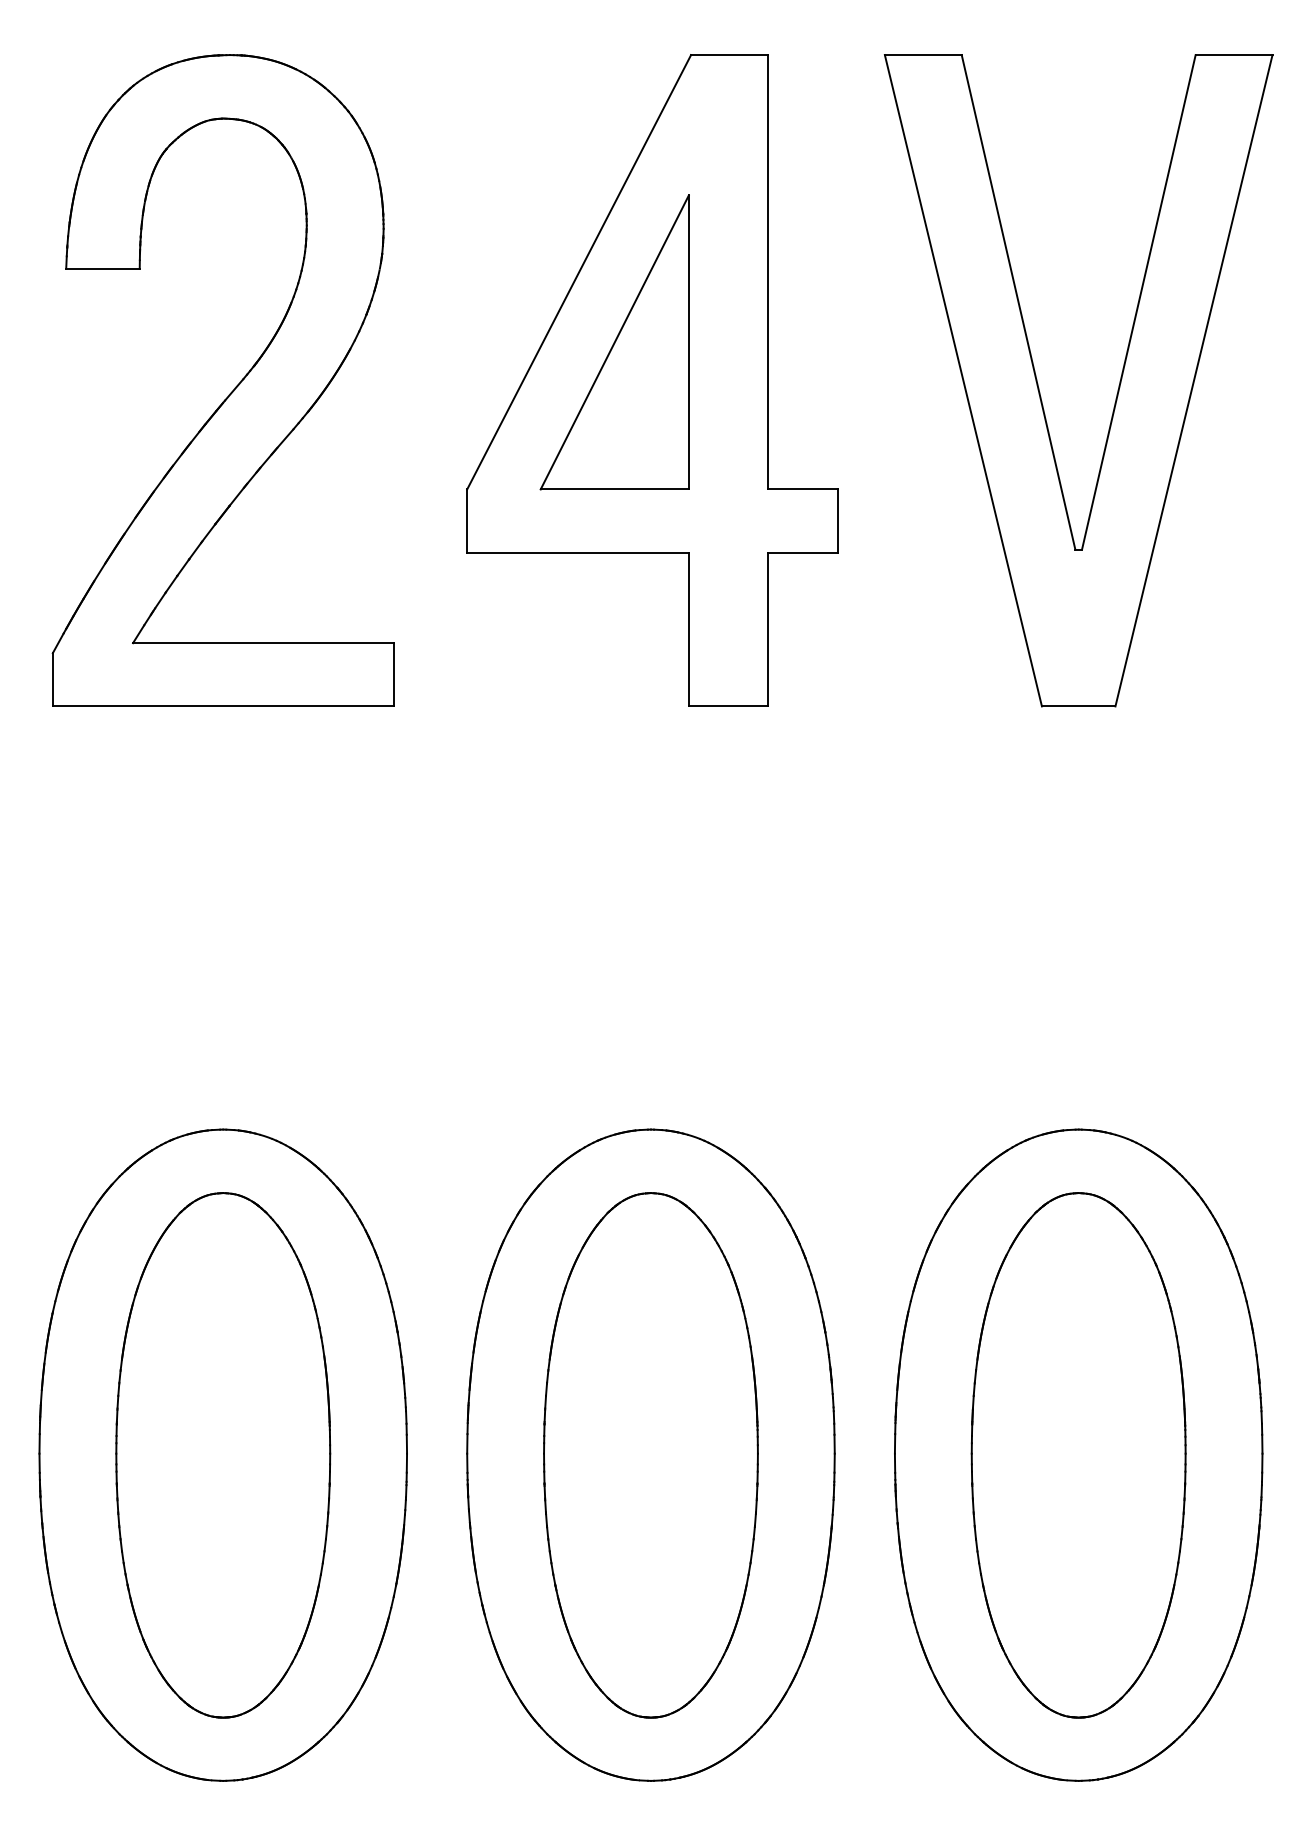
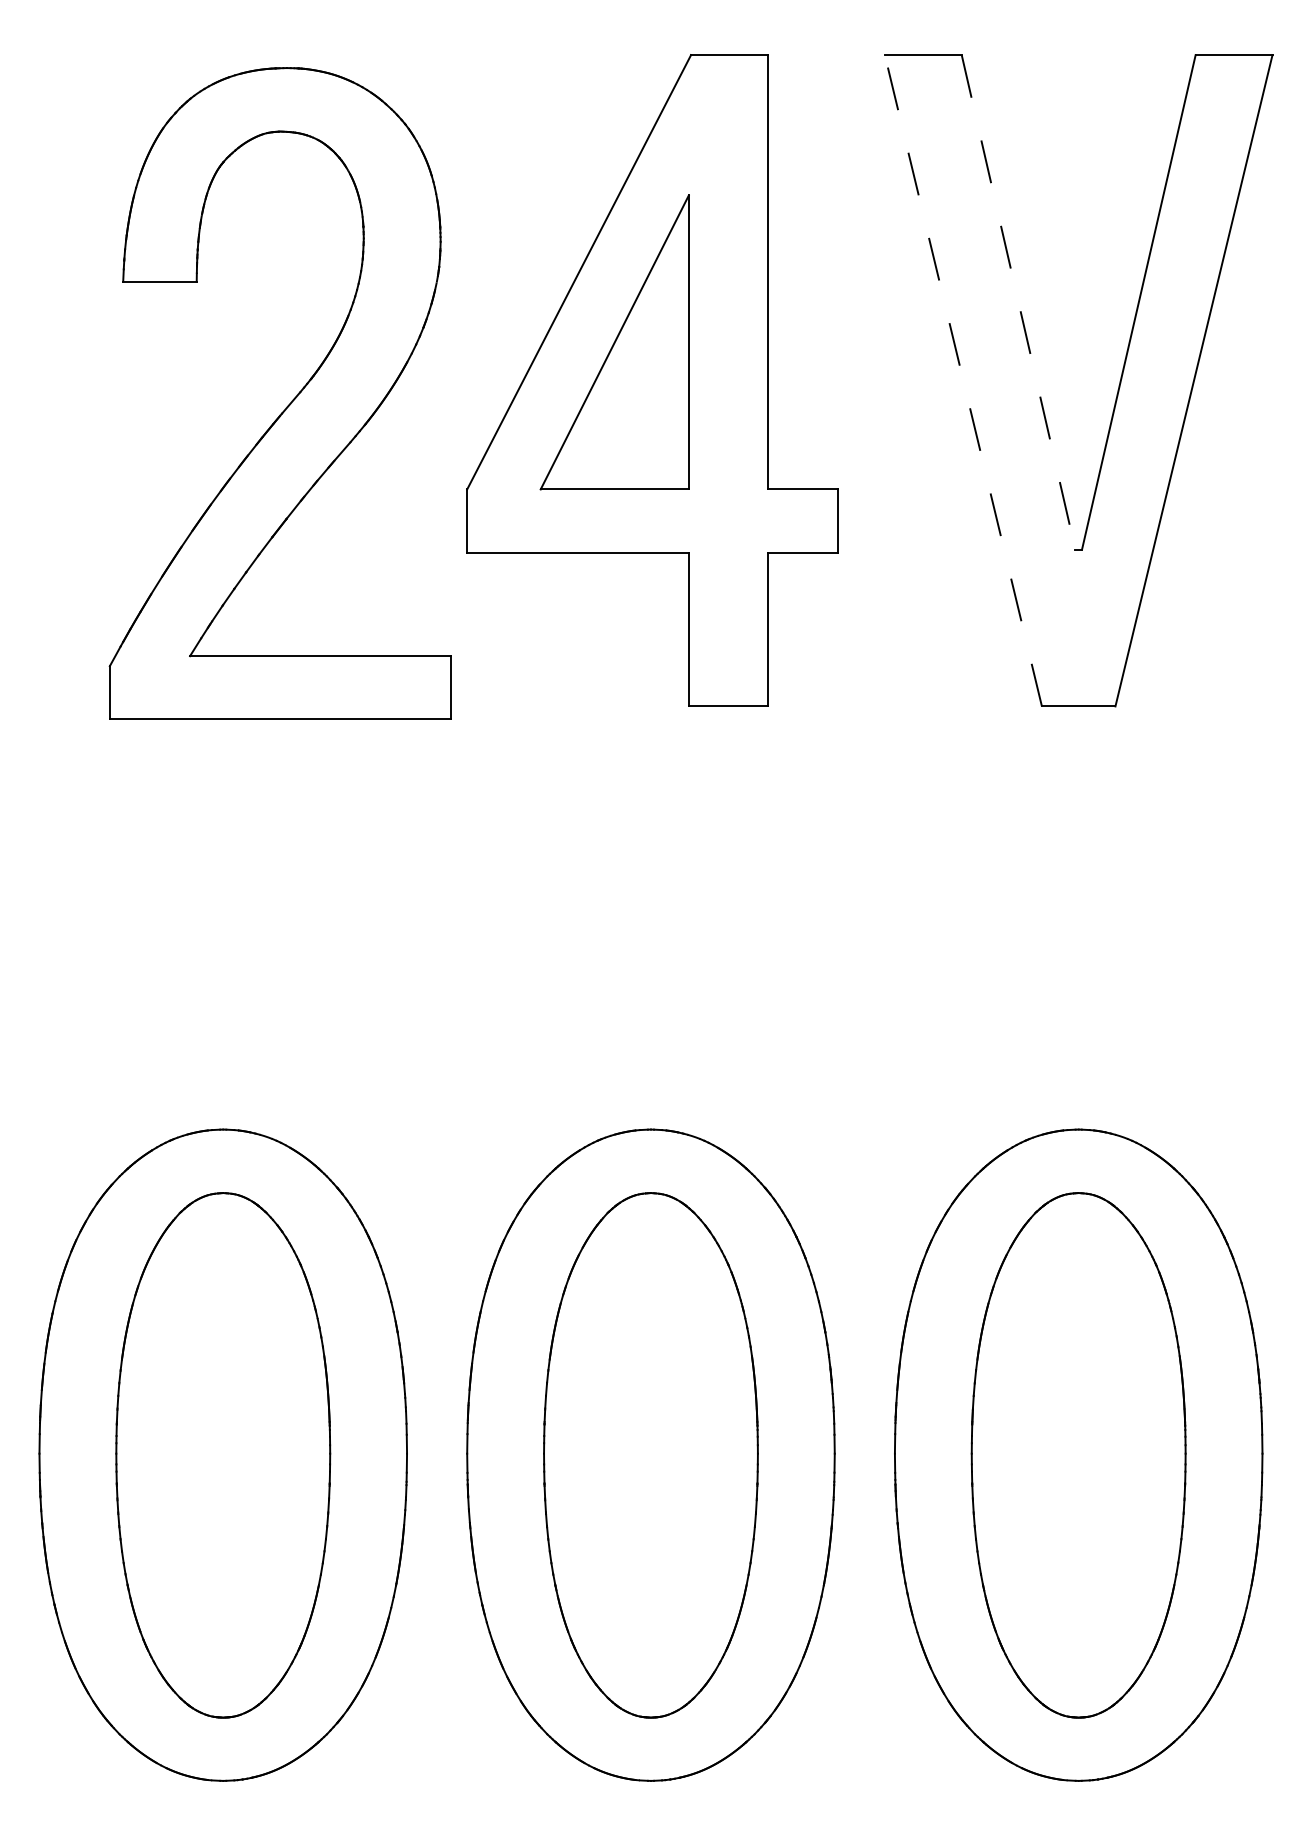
line: solid -> dashed (1018, 302)
line: solid -> dashed (963, 380)
part position: (234, 387) -> (291, 400) (291, 400)
